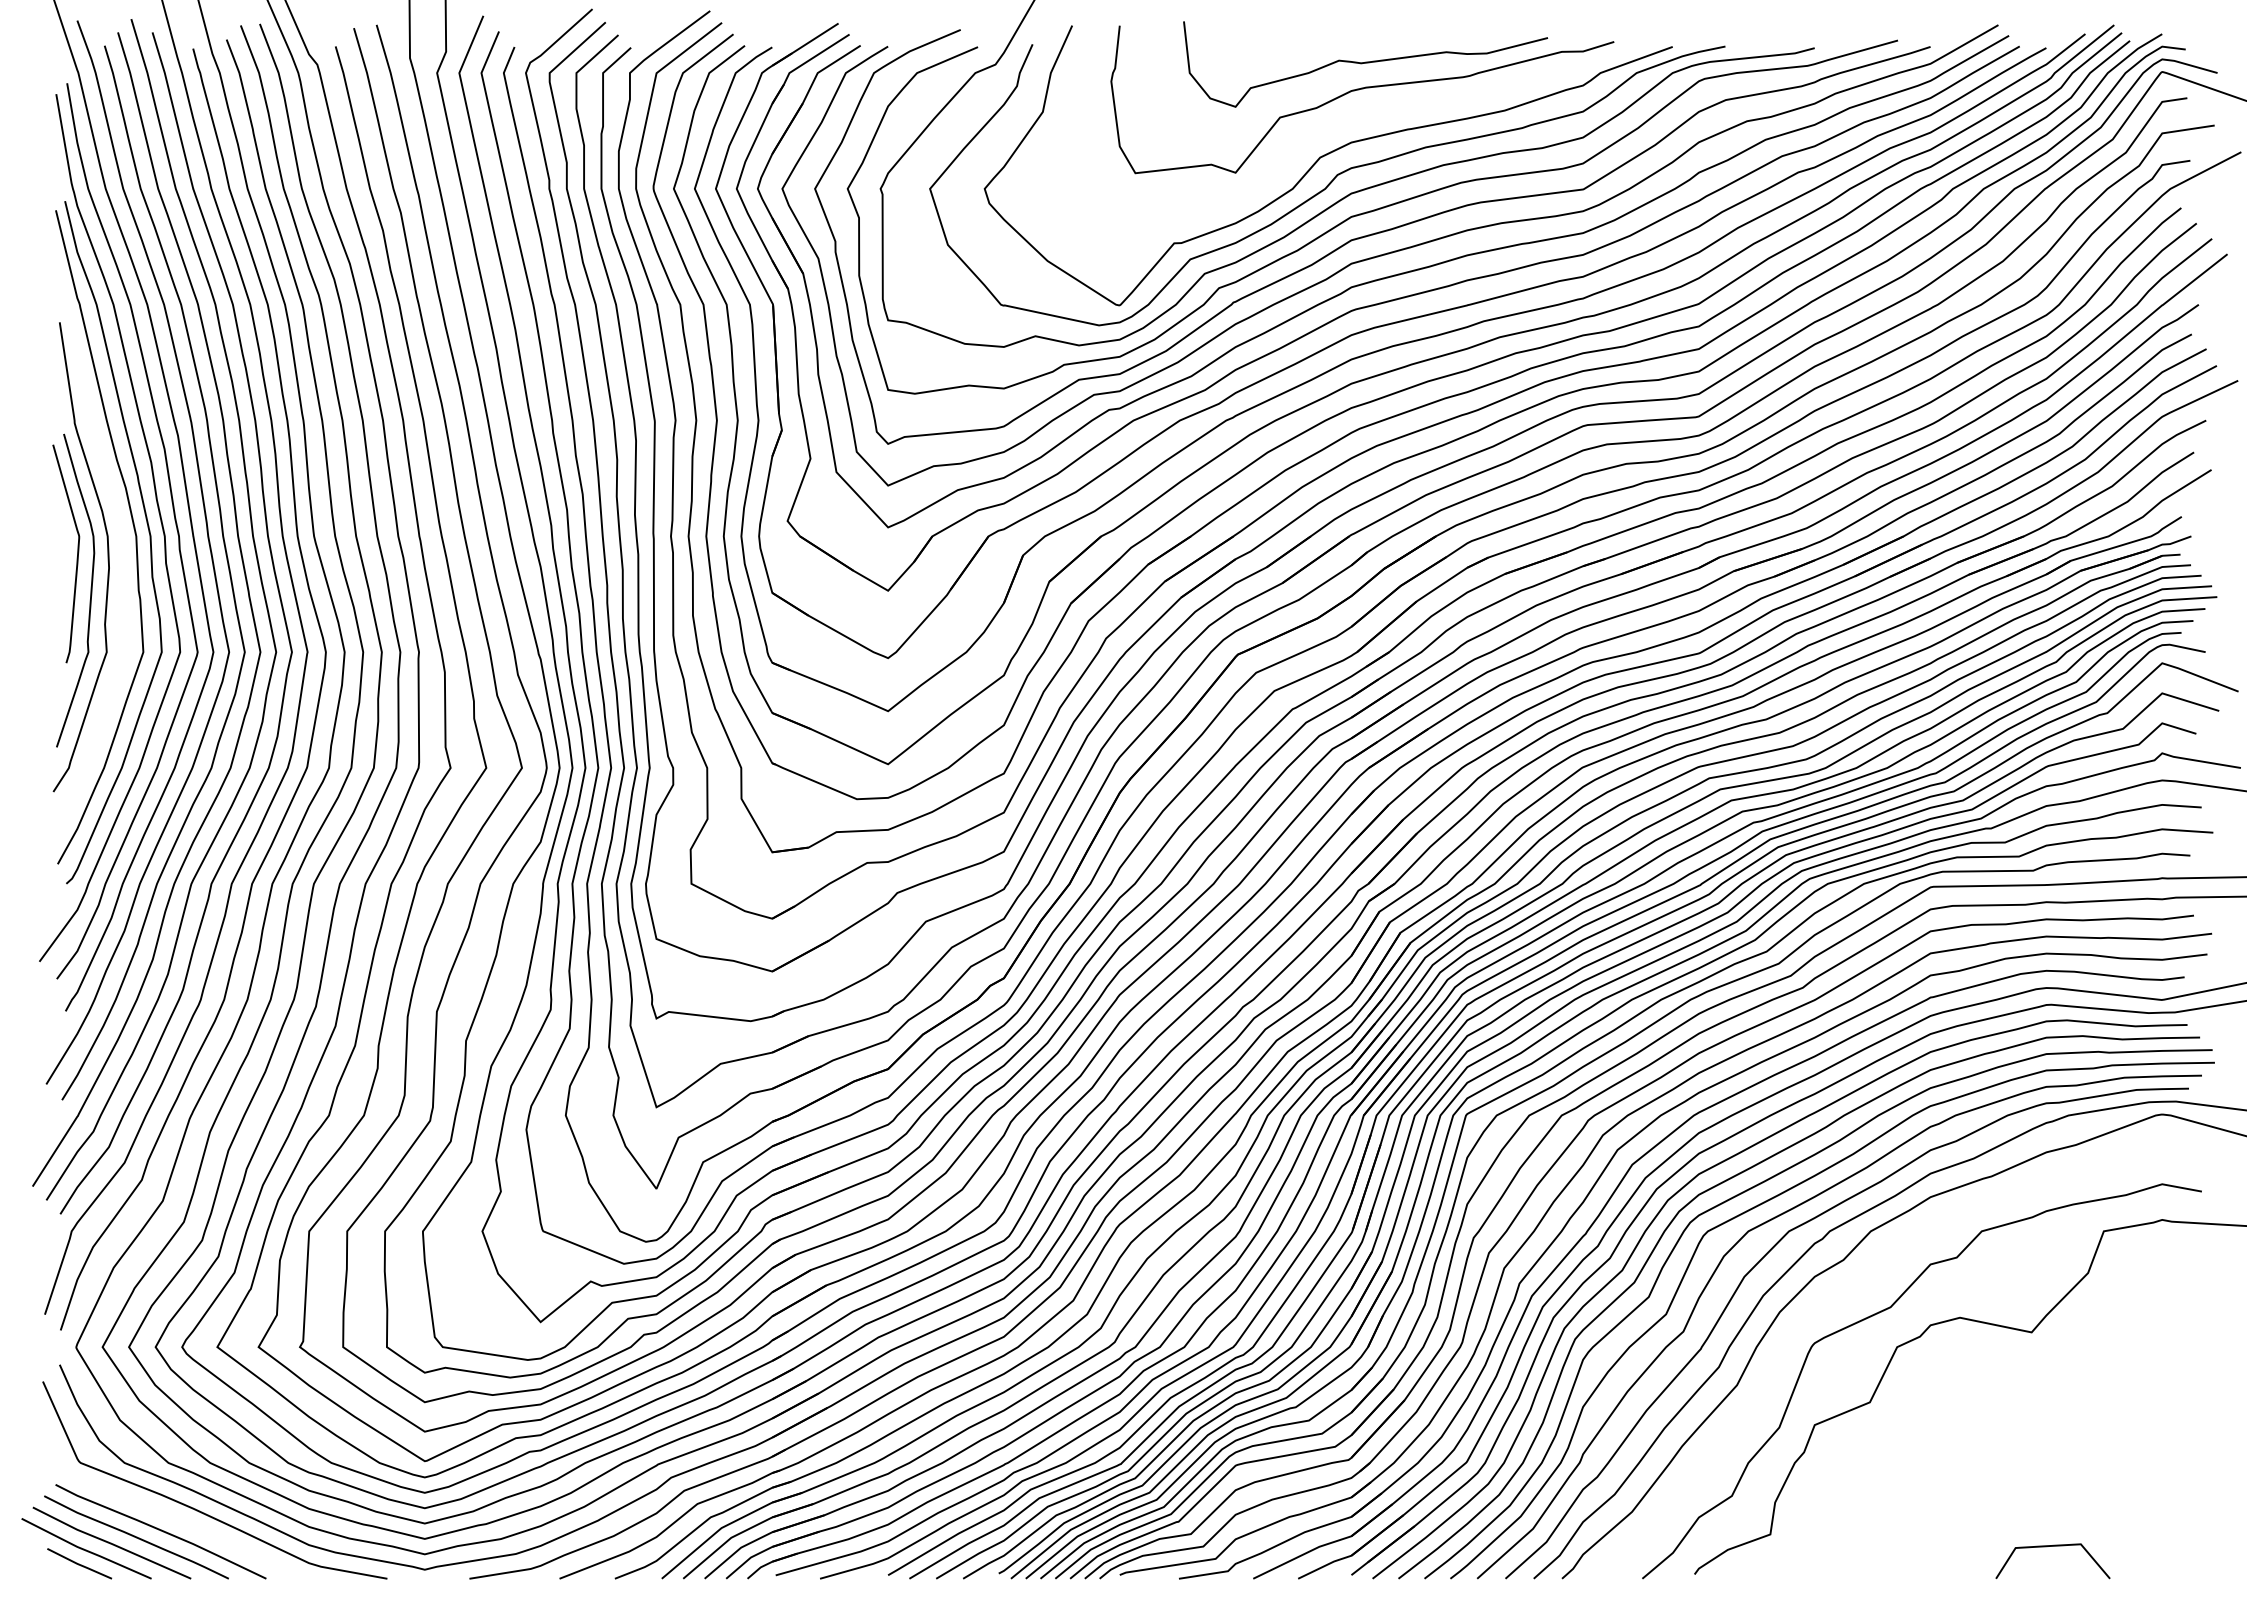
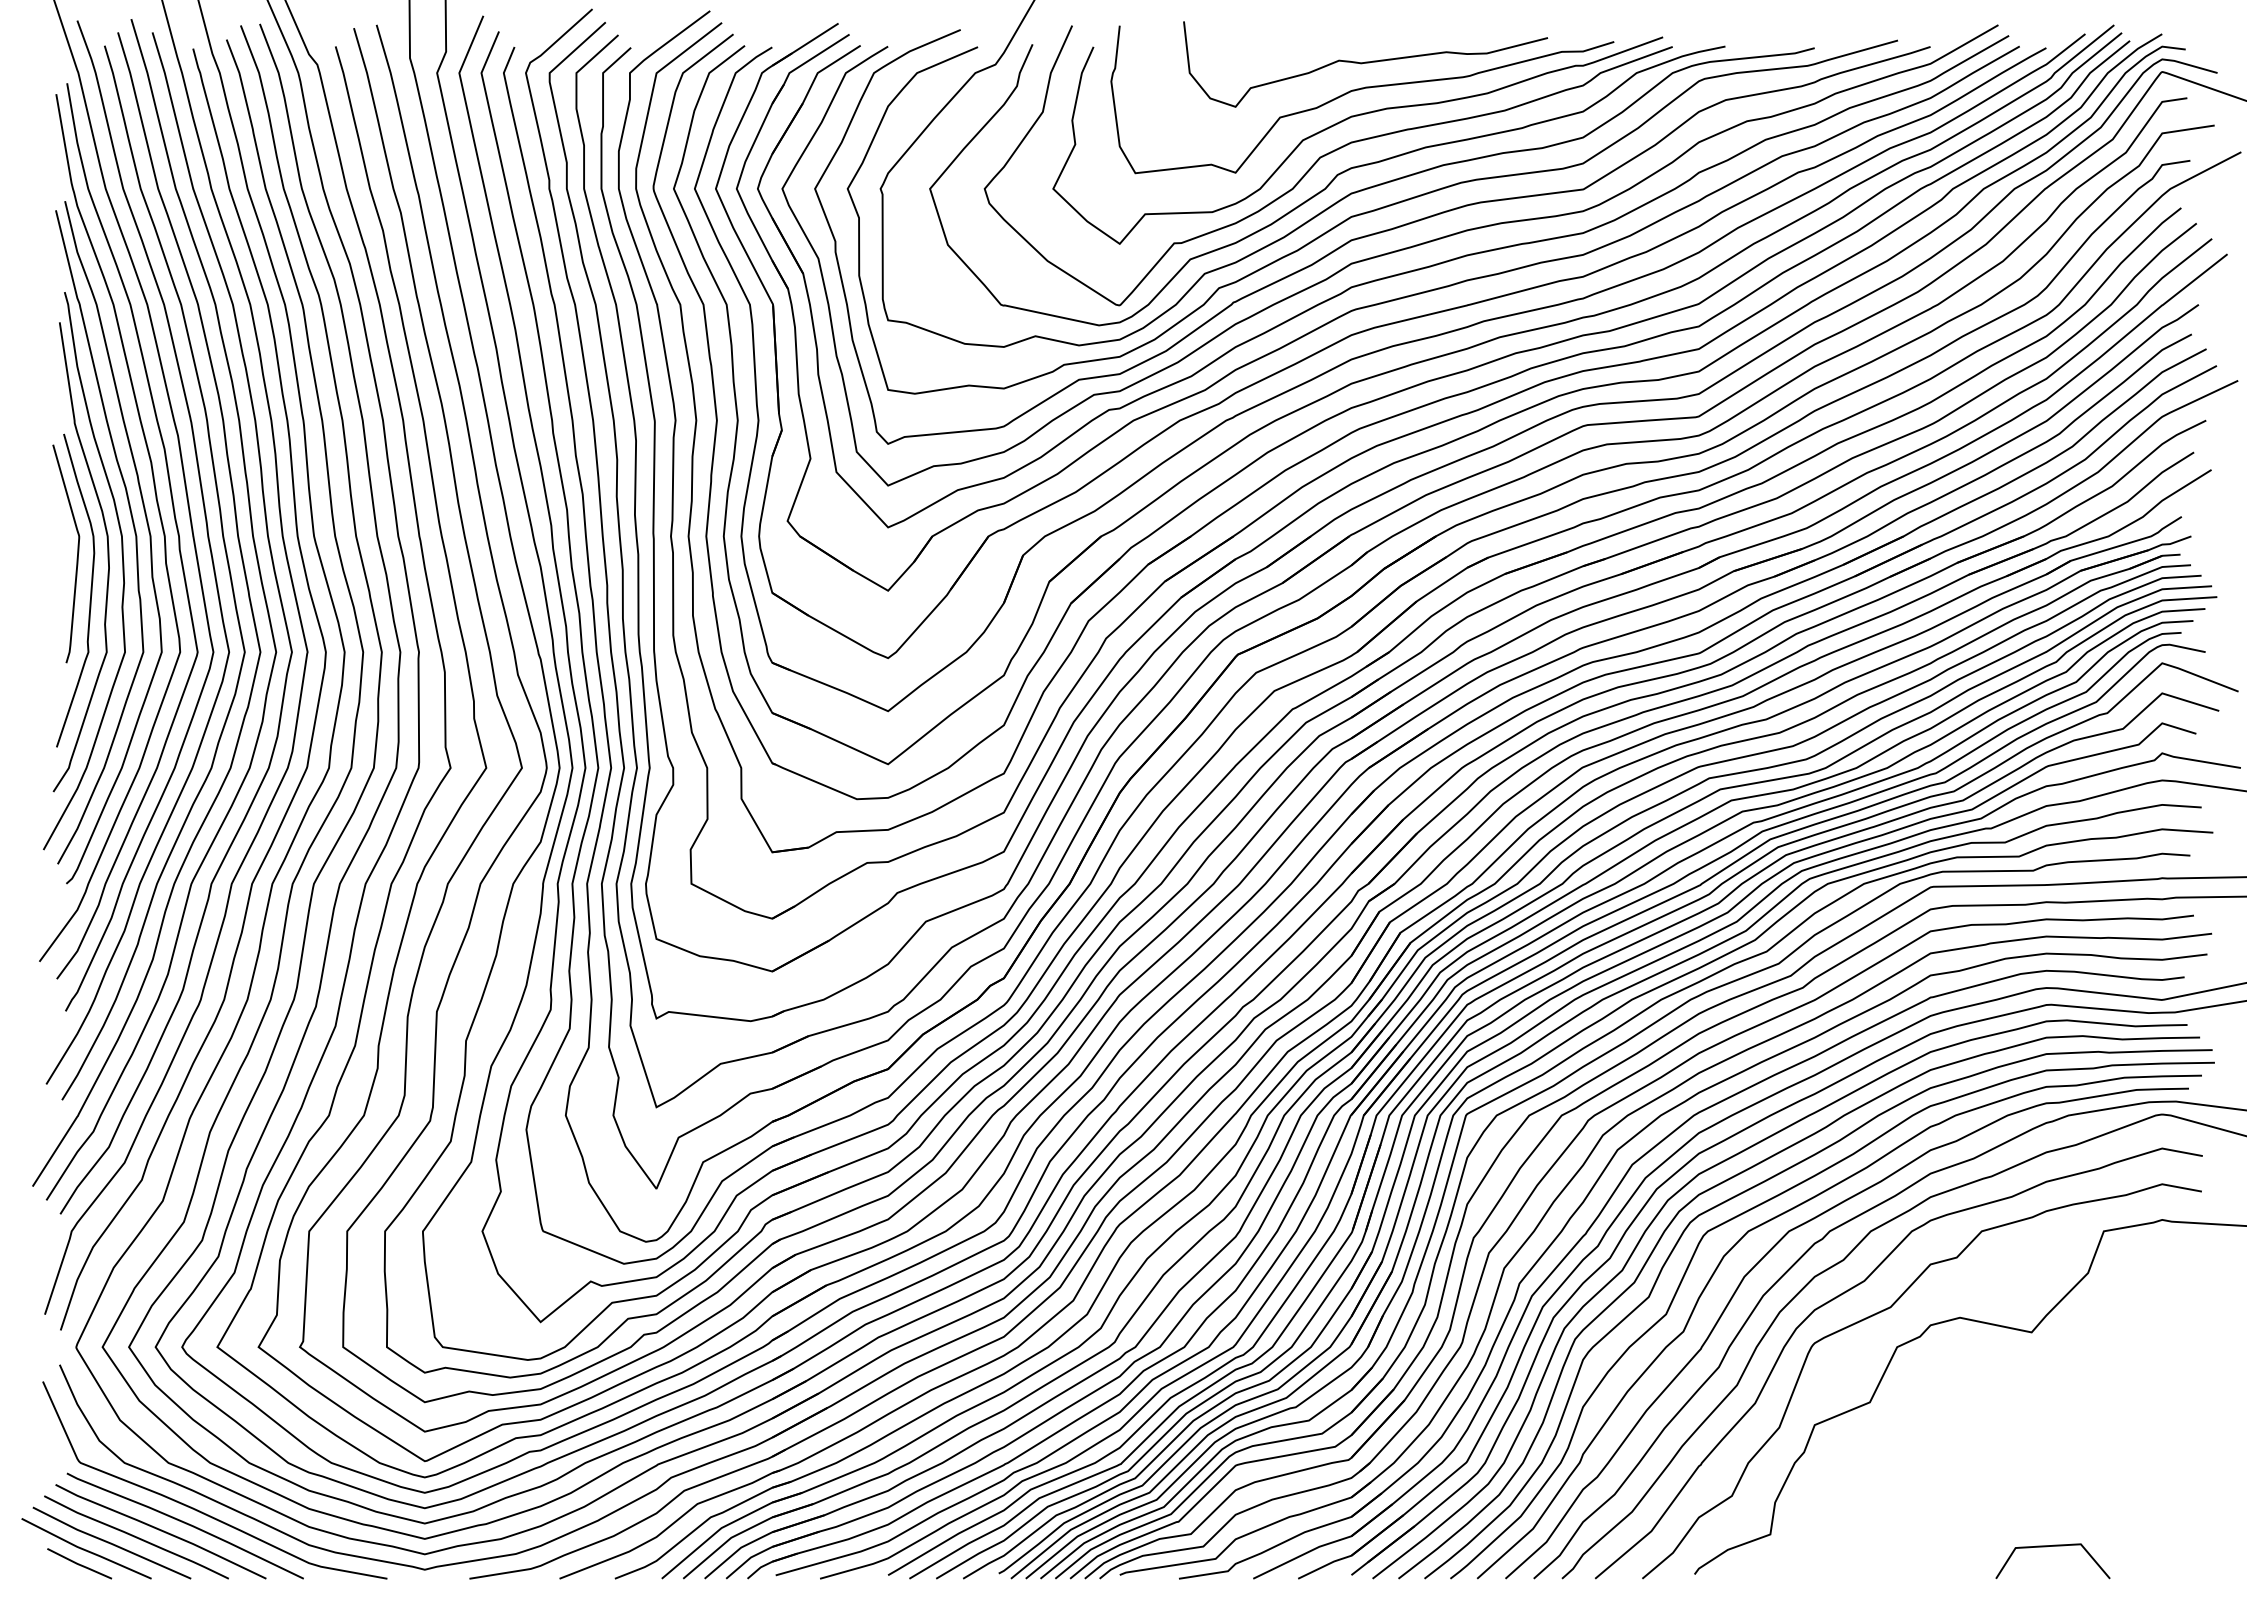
curve: none -> present (1346, 120)
curve: none -> present (122, 571)
curve: none -> present (1857, 1286)
curve: none -> present (184, 1523)
